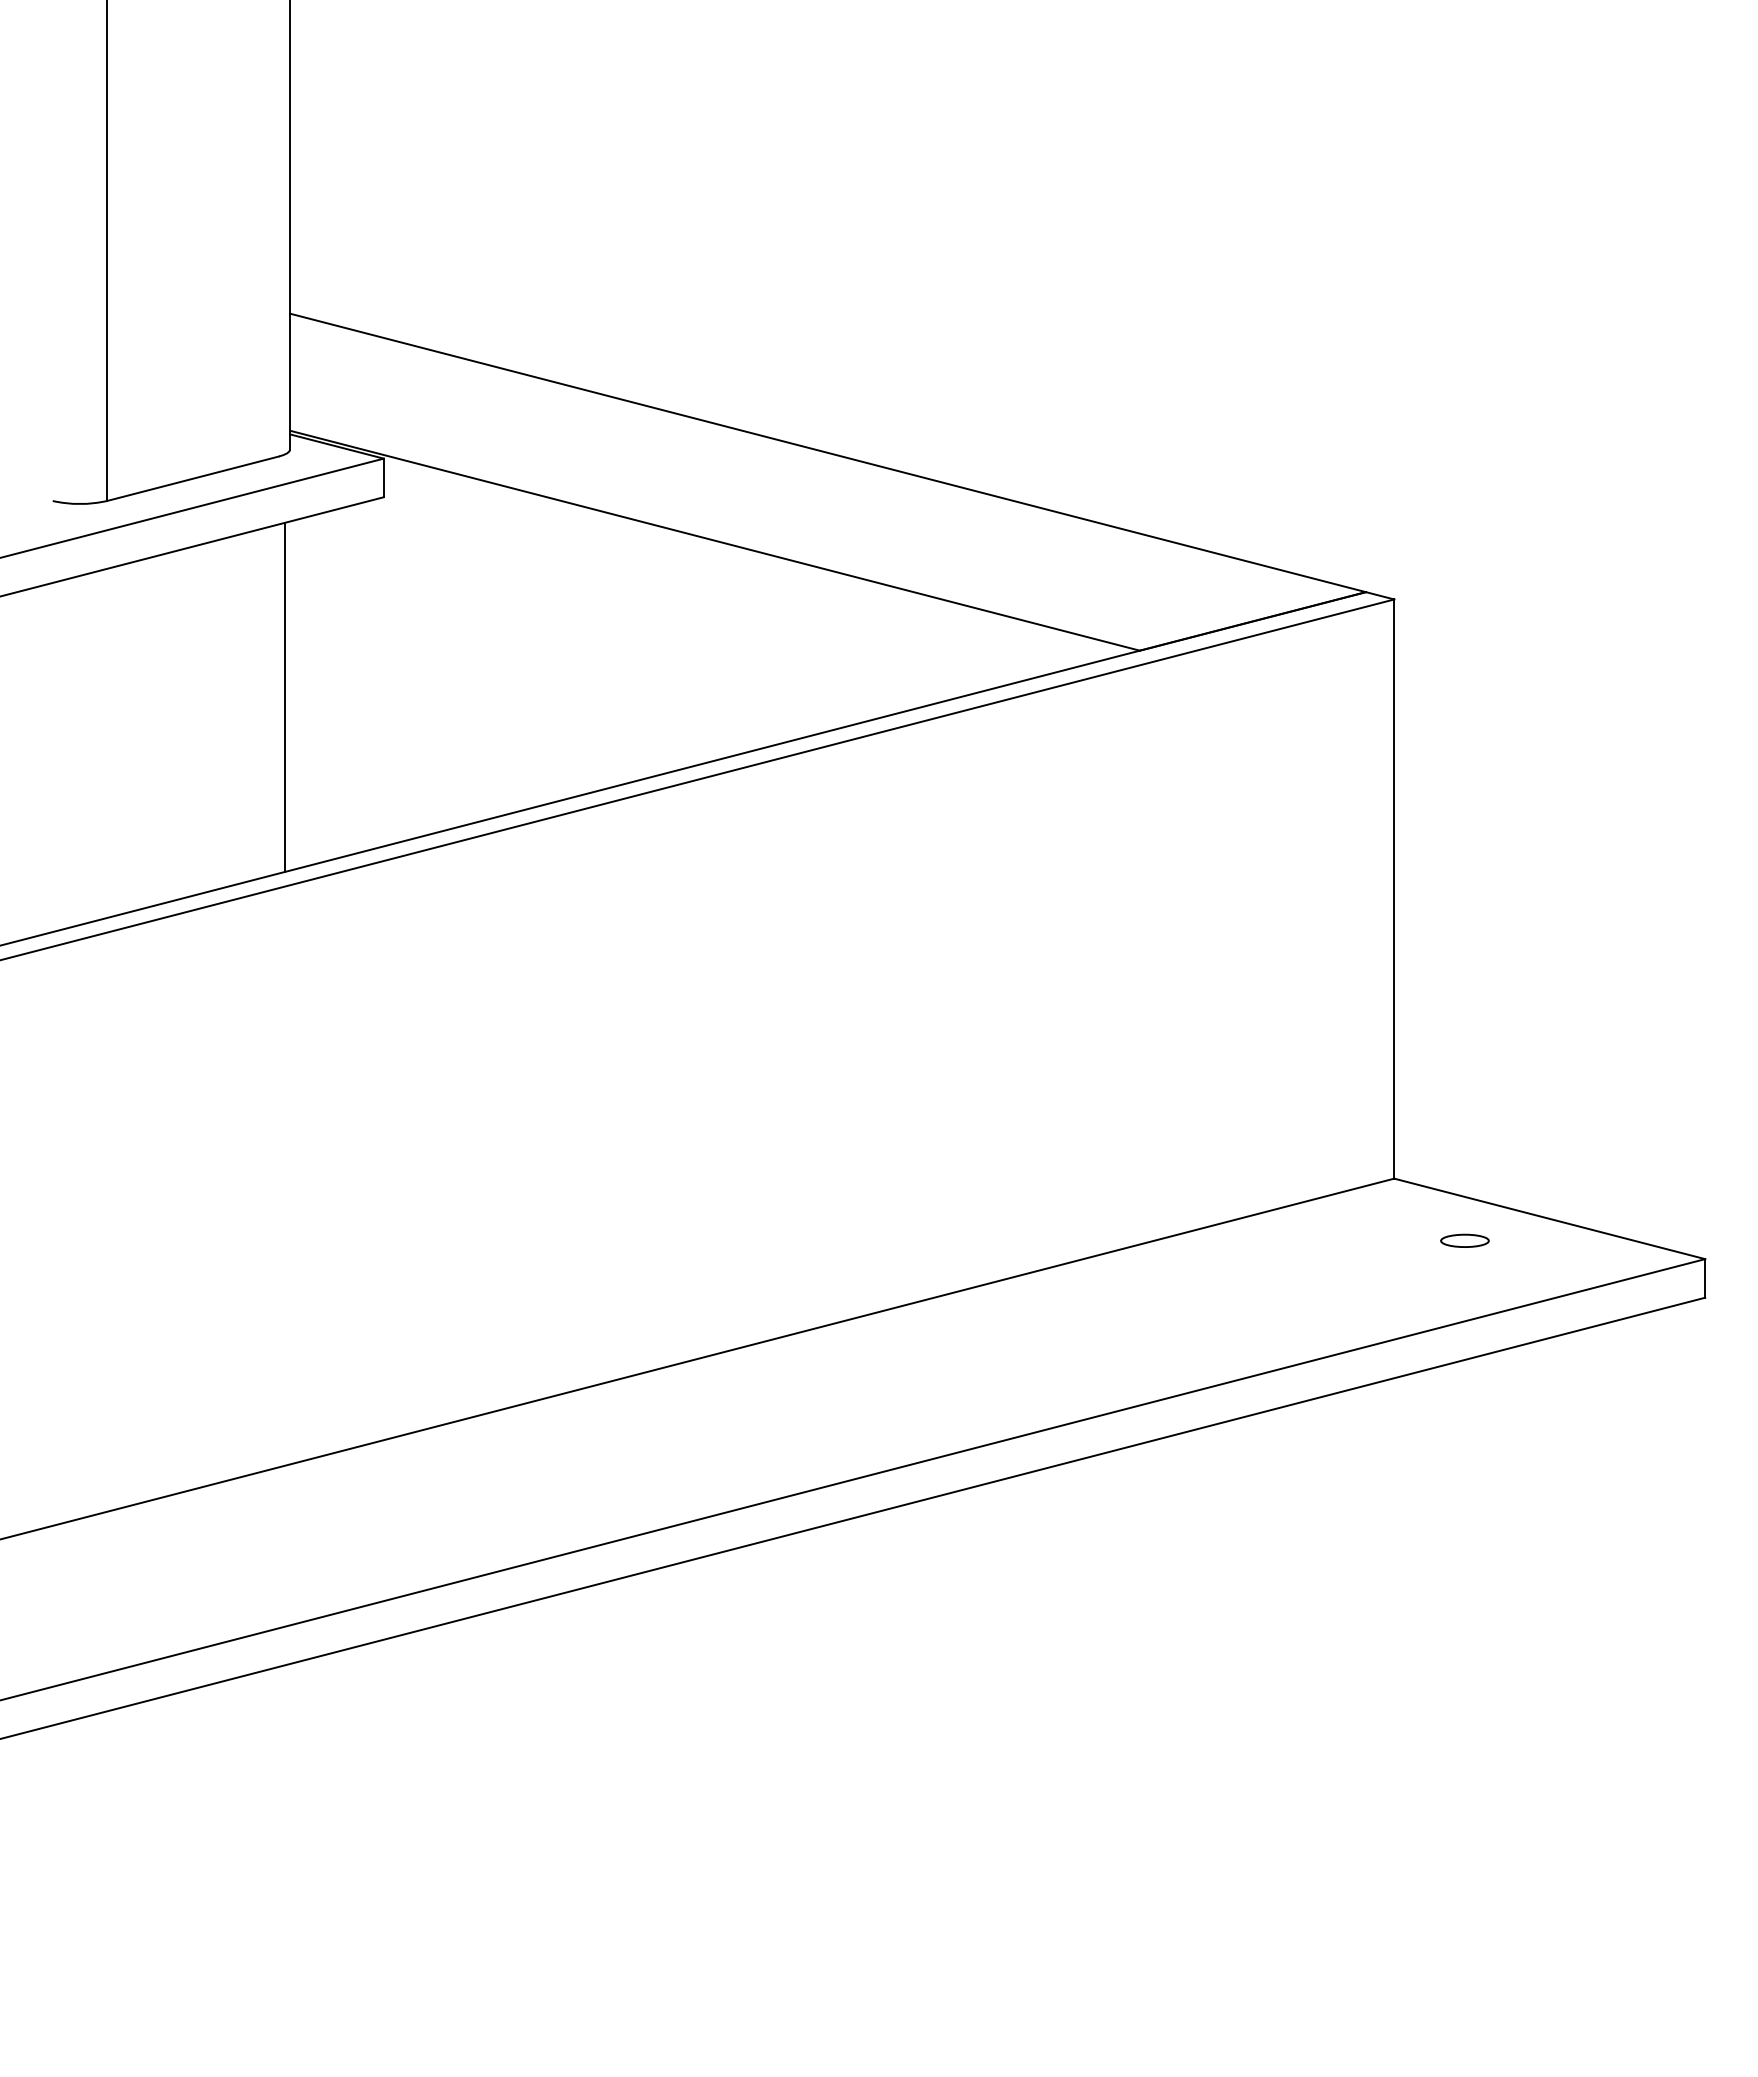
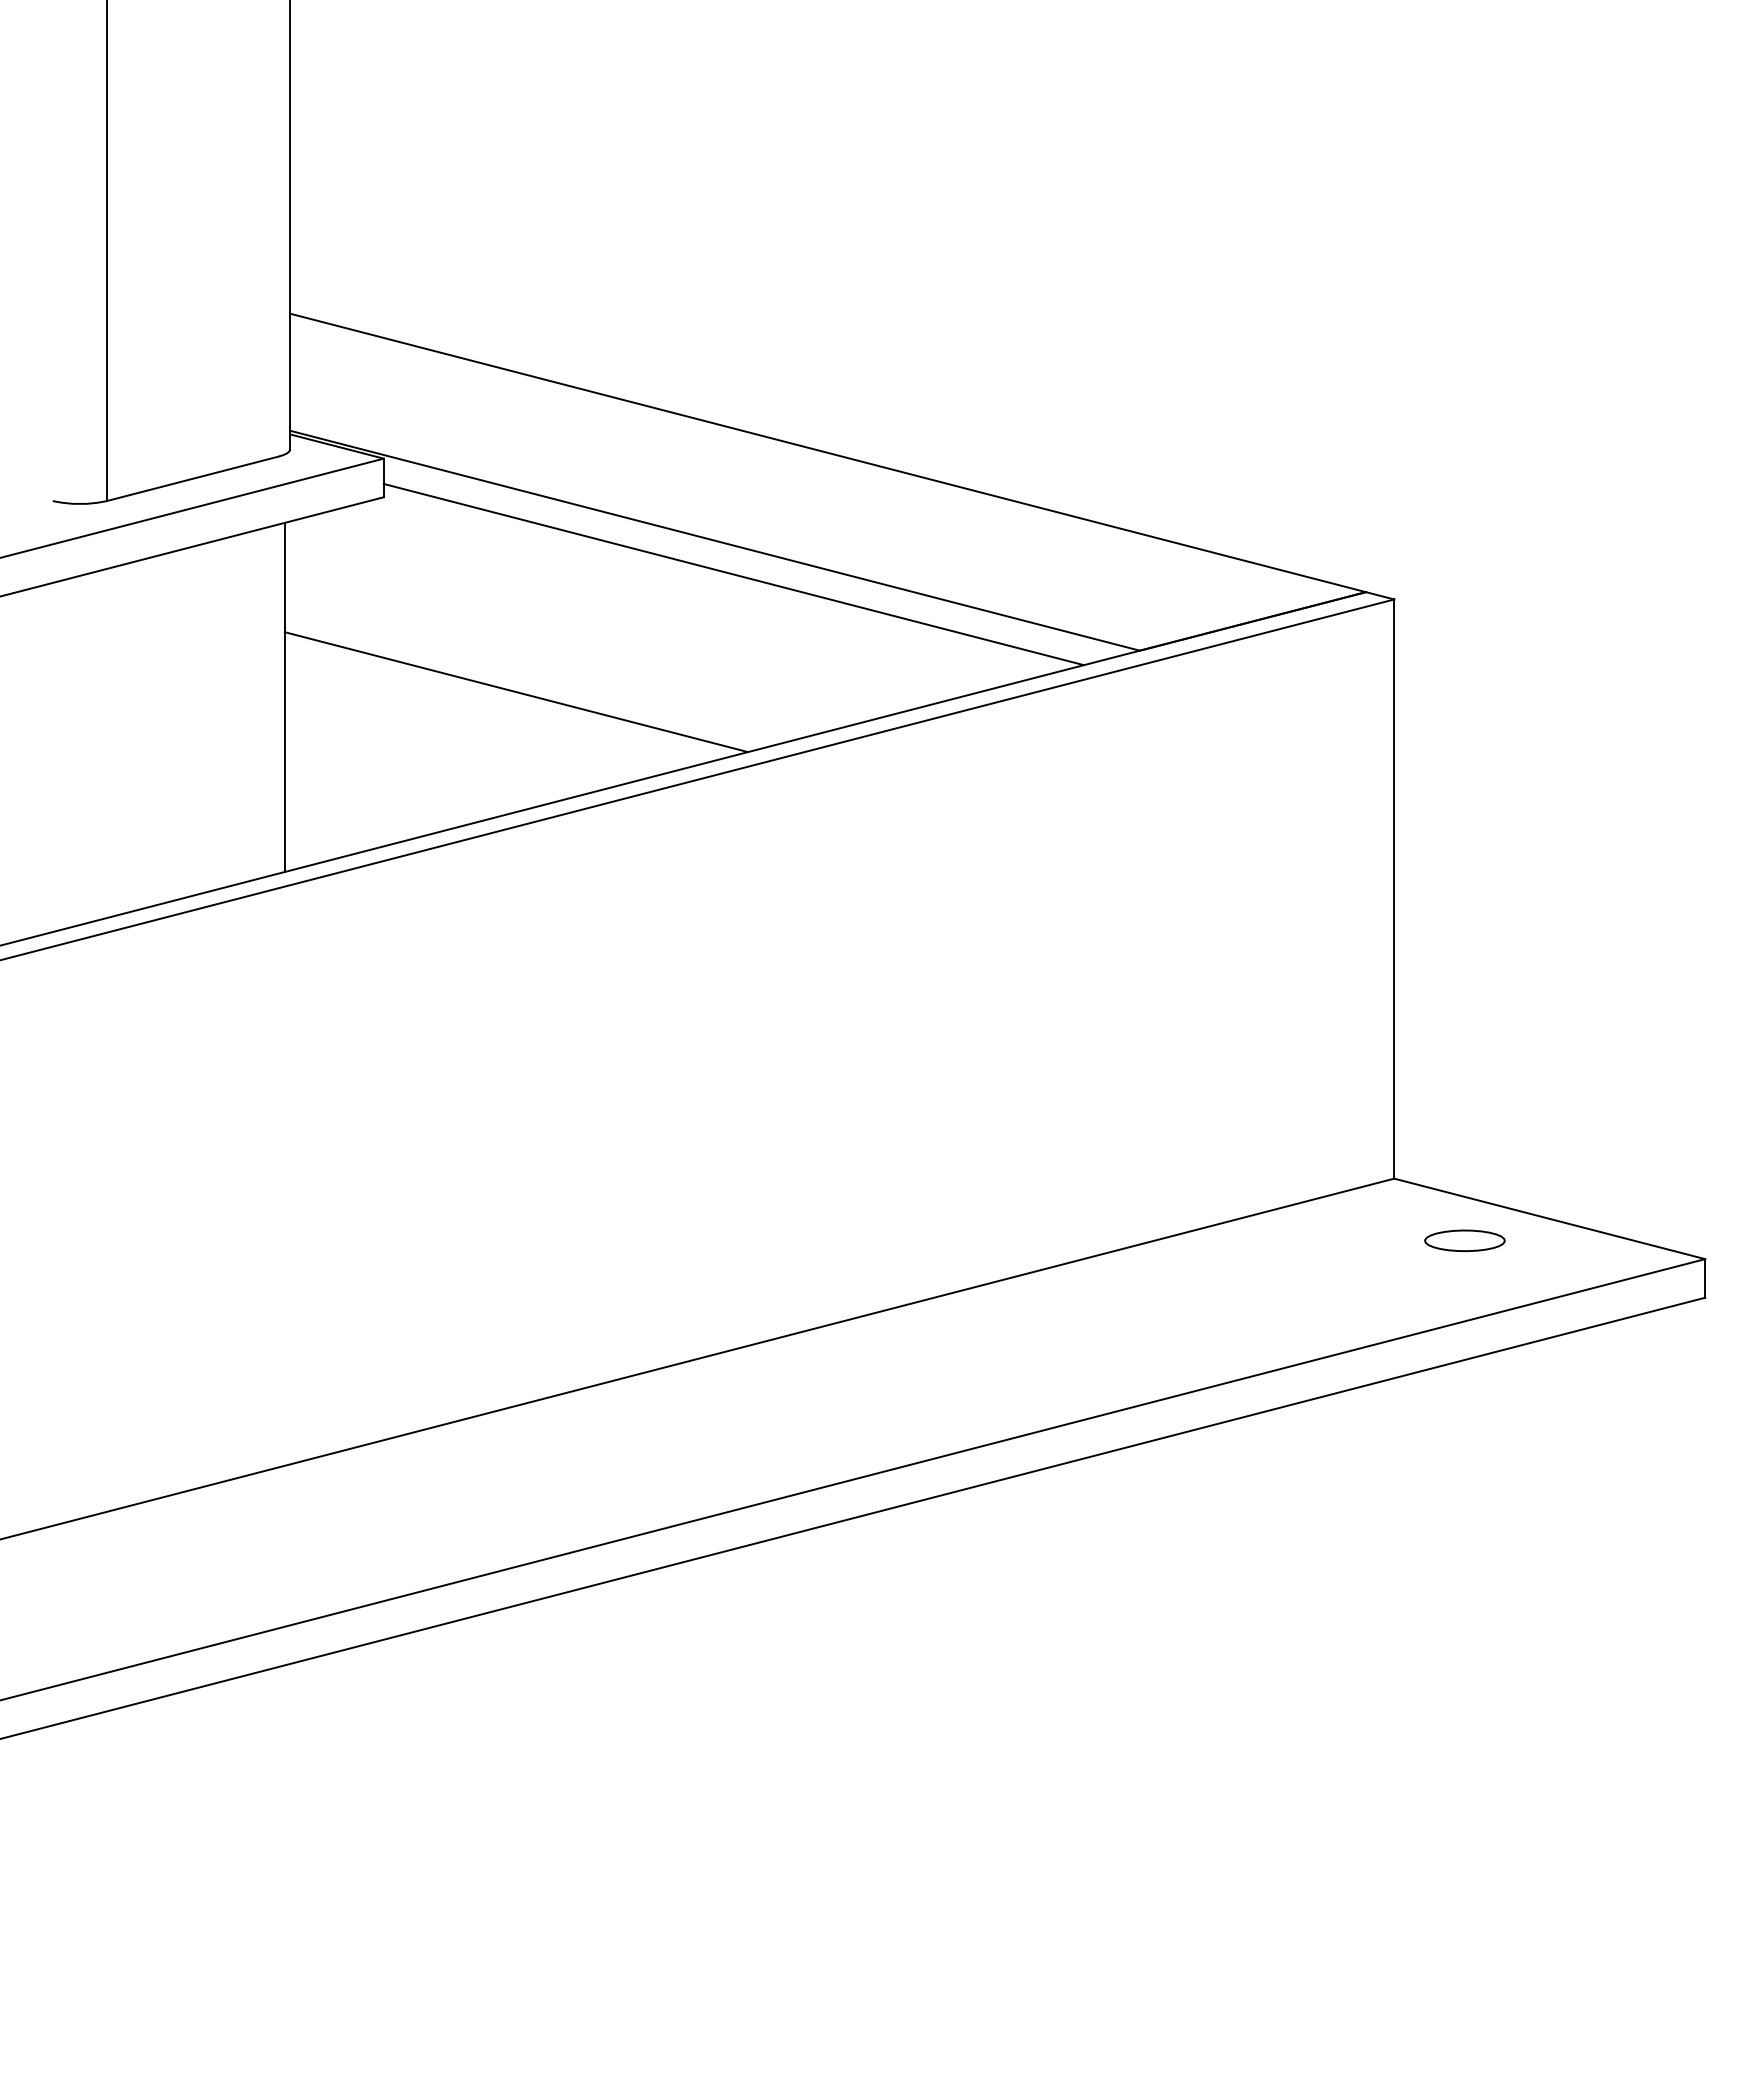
line: none -> present (733, 574)
line: none -> present (516, 692)
part size: 50x15 px -> 82x24 px (1464, 1240)
